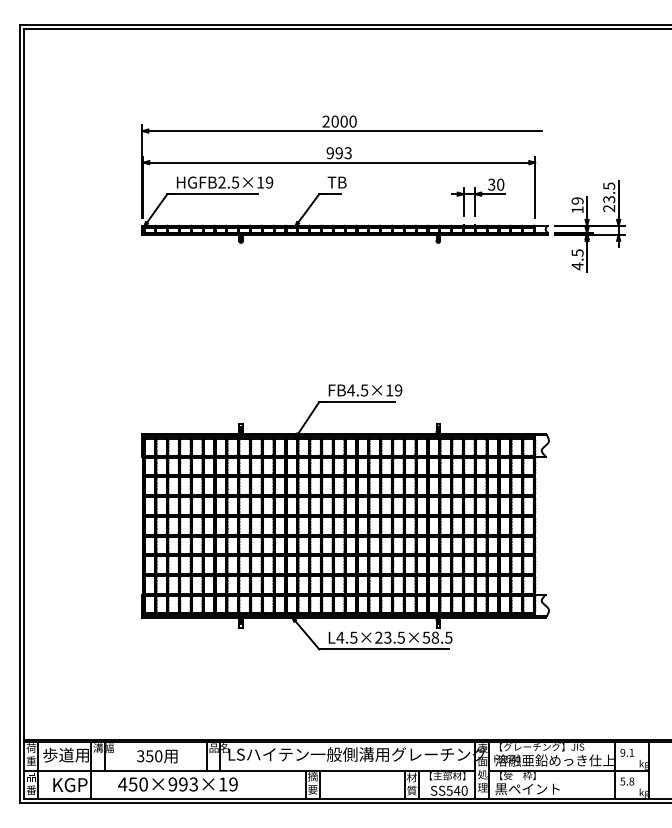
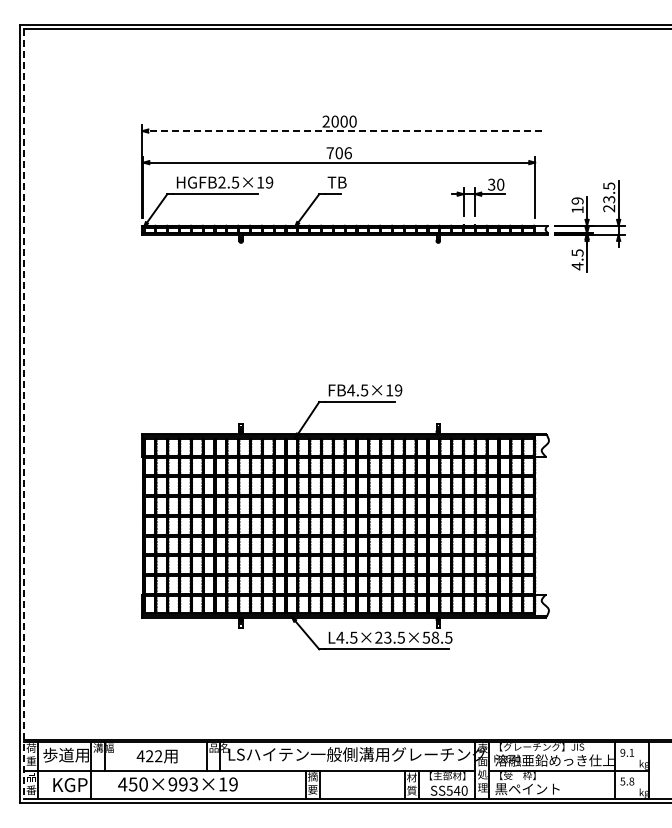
line: solid -> dashed (345, 131)
text: 993 -> 706 (338, 153)
line: solid -> dashed (24, 414)
text: 350 -> 422 (149, 756)
